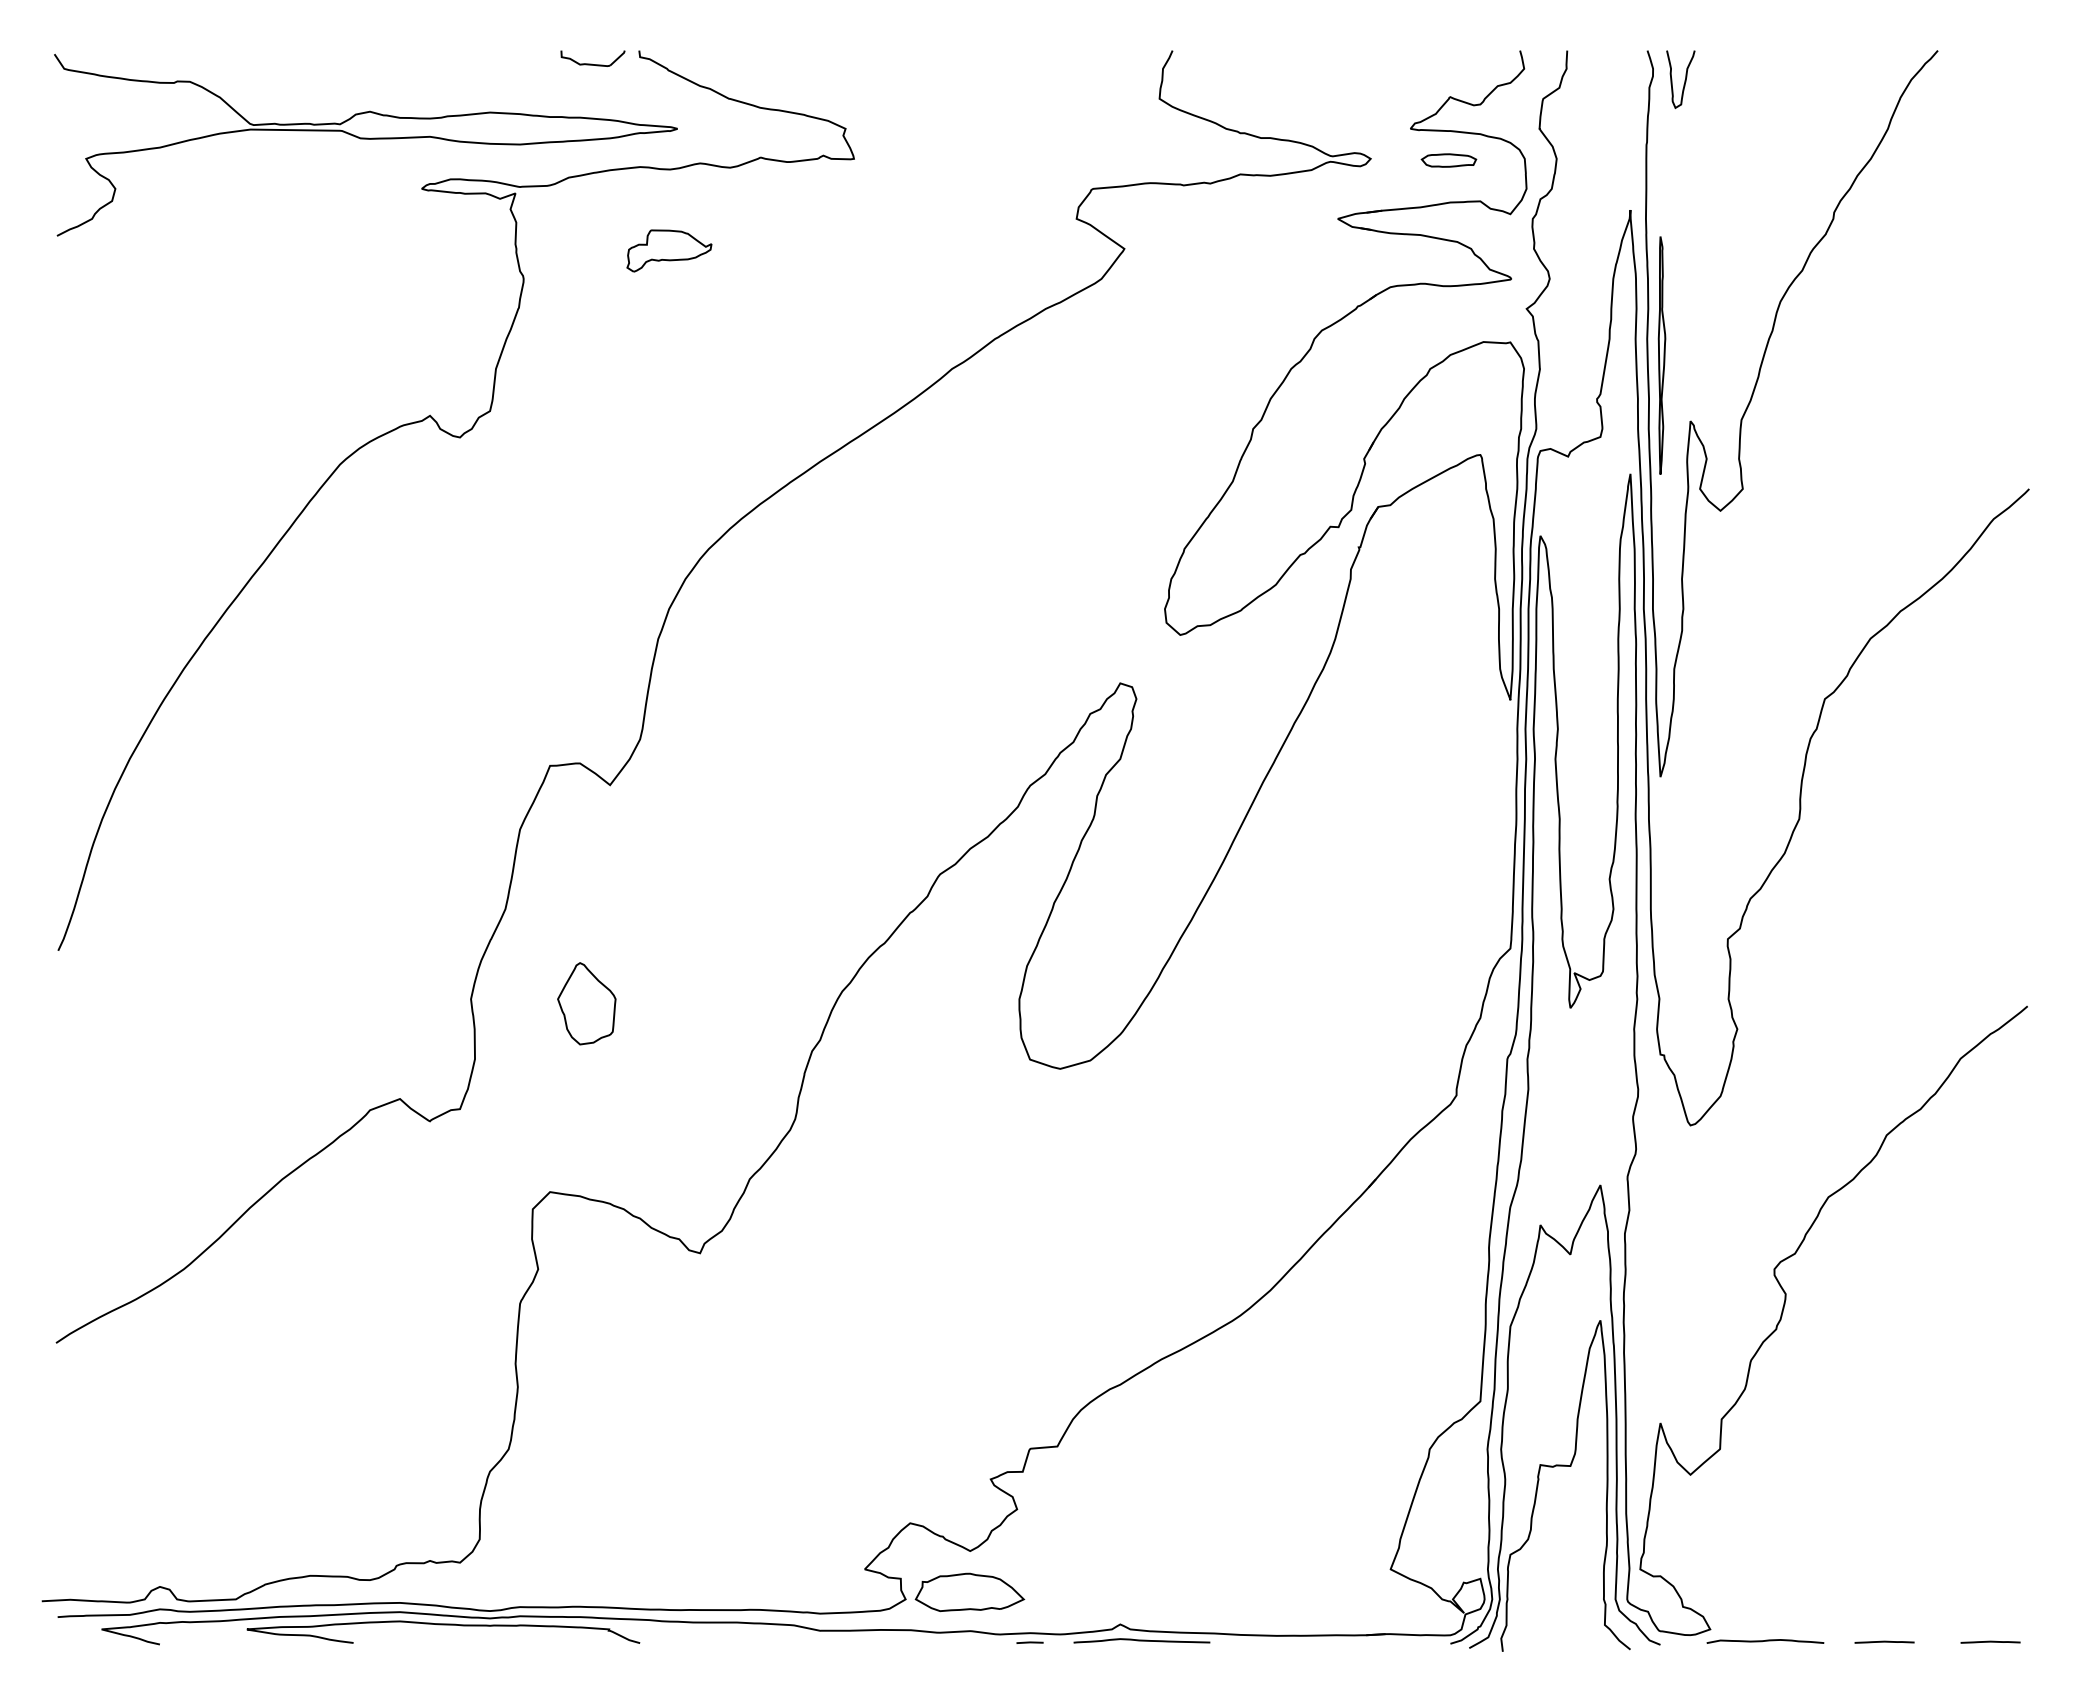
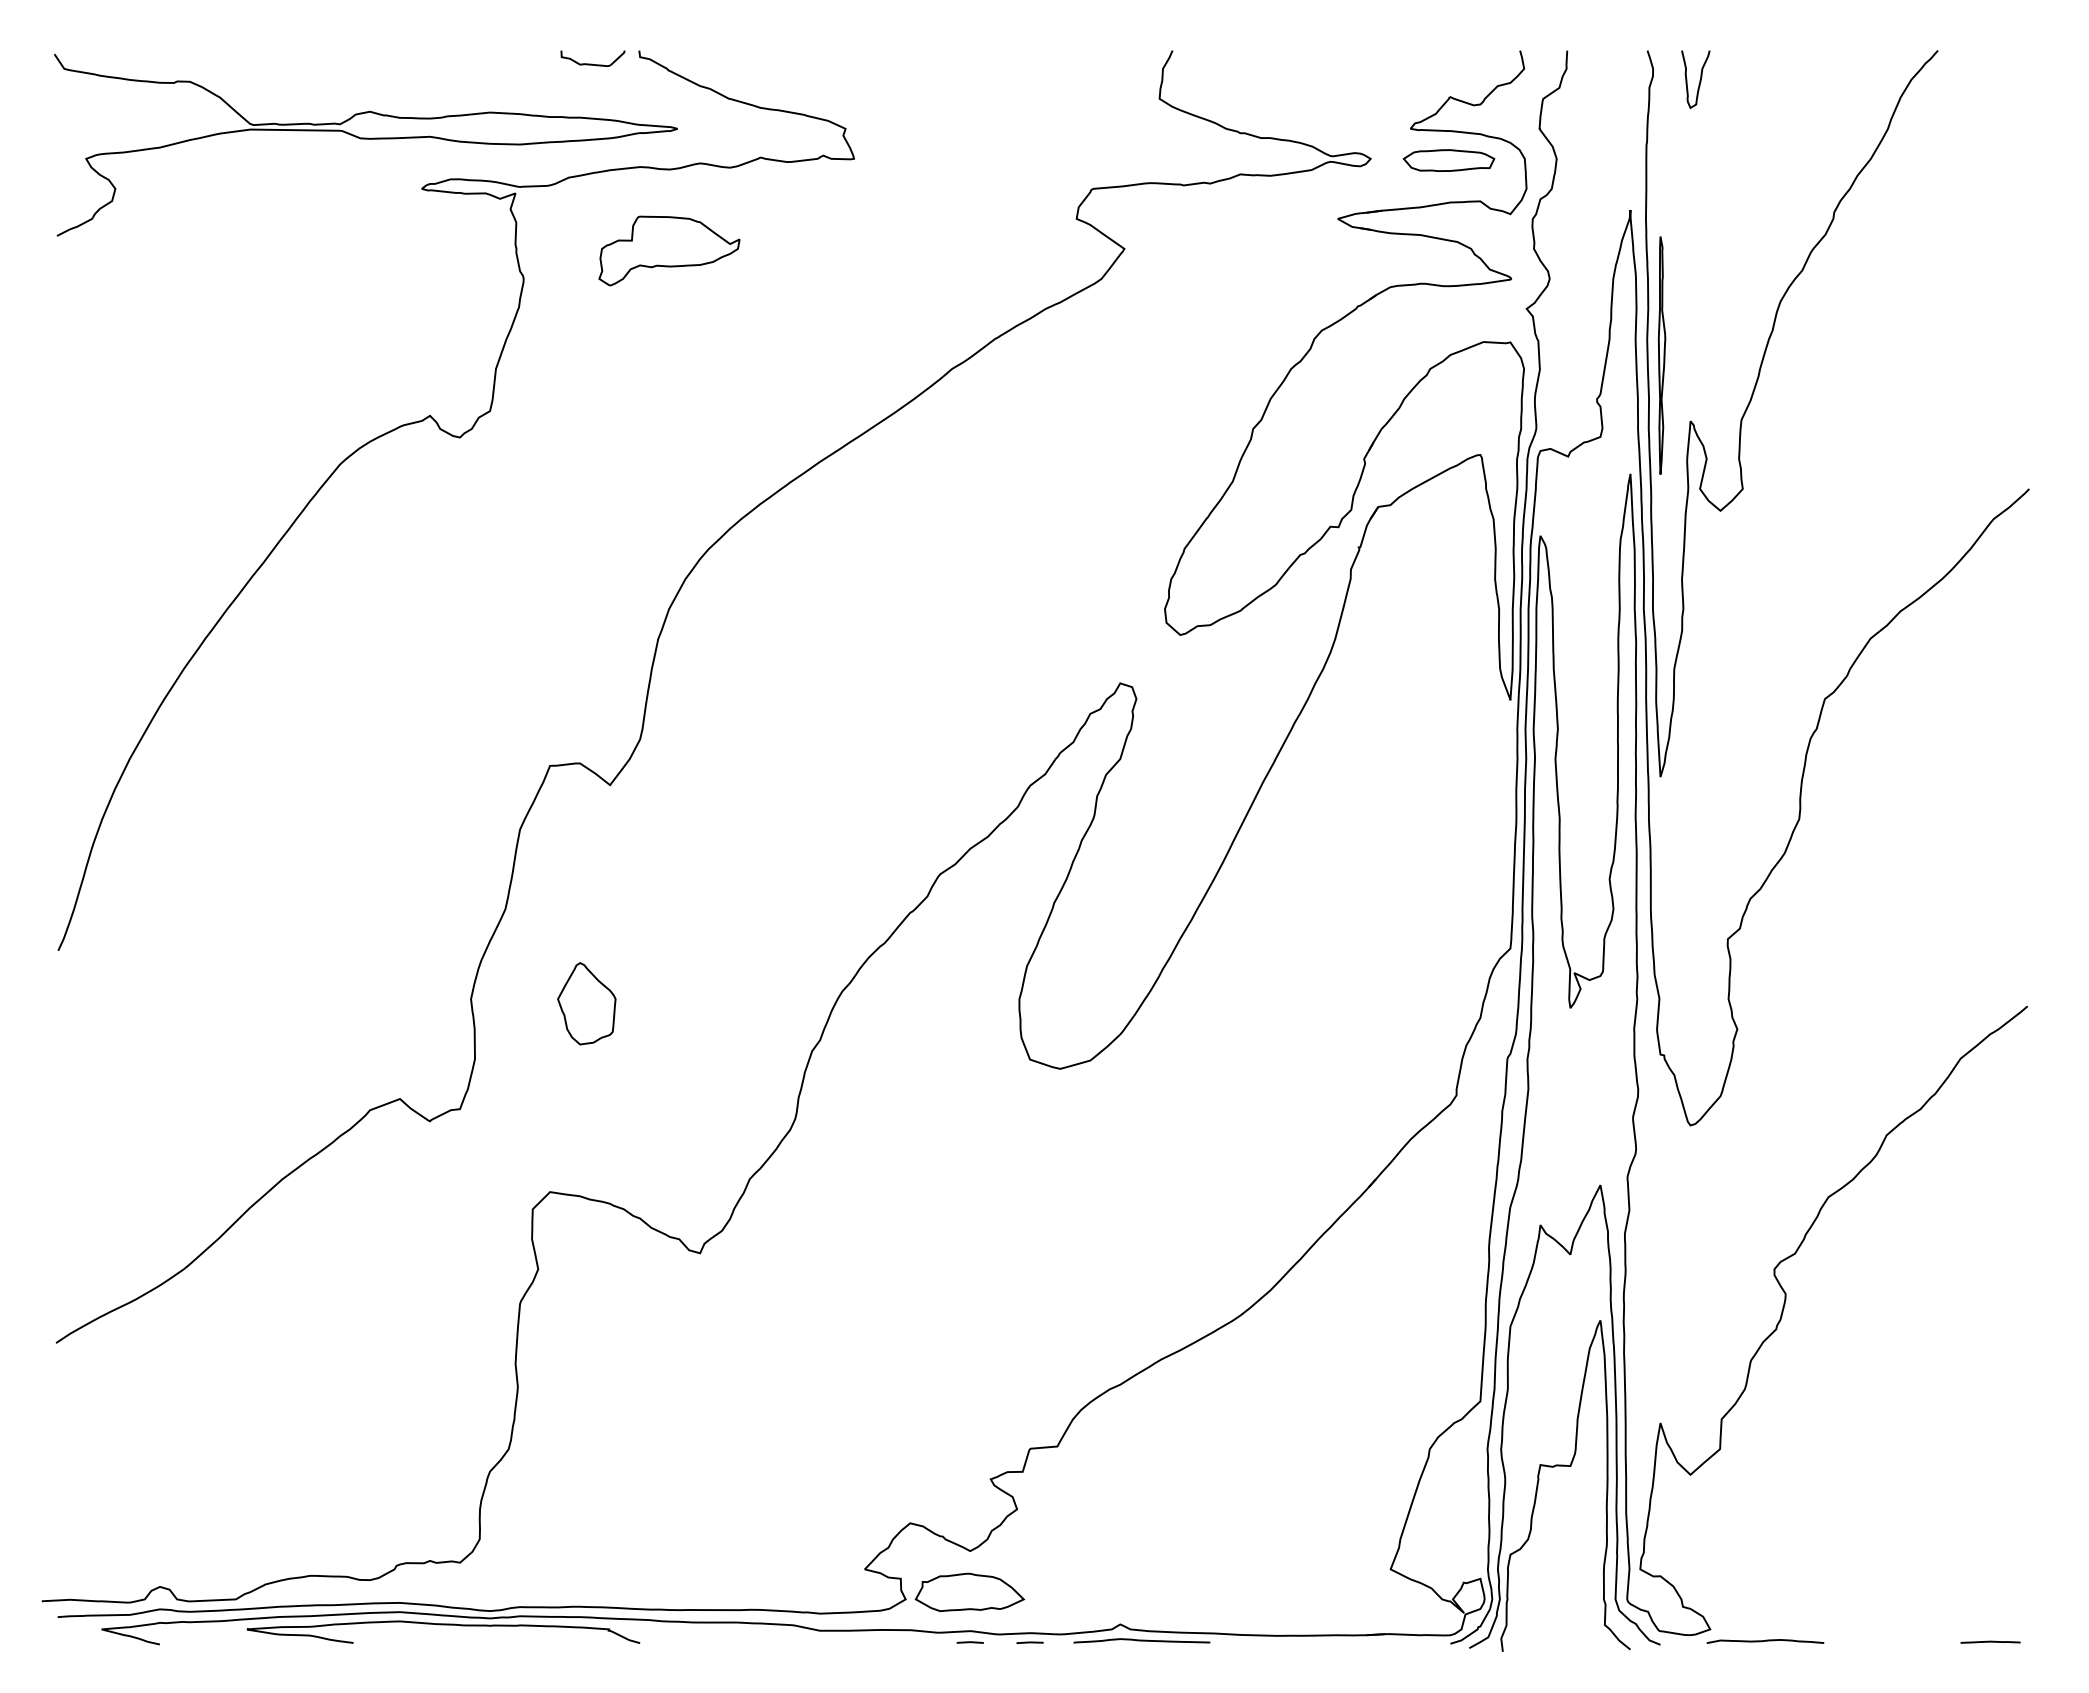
curve position: (1684, 80) -> (1699, 80) (1699, 80)
part size: 58x15 px -> 94x23 px (1448, 160)
part size: 87x44 px -> 143x72 px (669, 250)
line: present -> none (1884, 1641)
line: none -> present (969, 1642)
